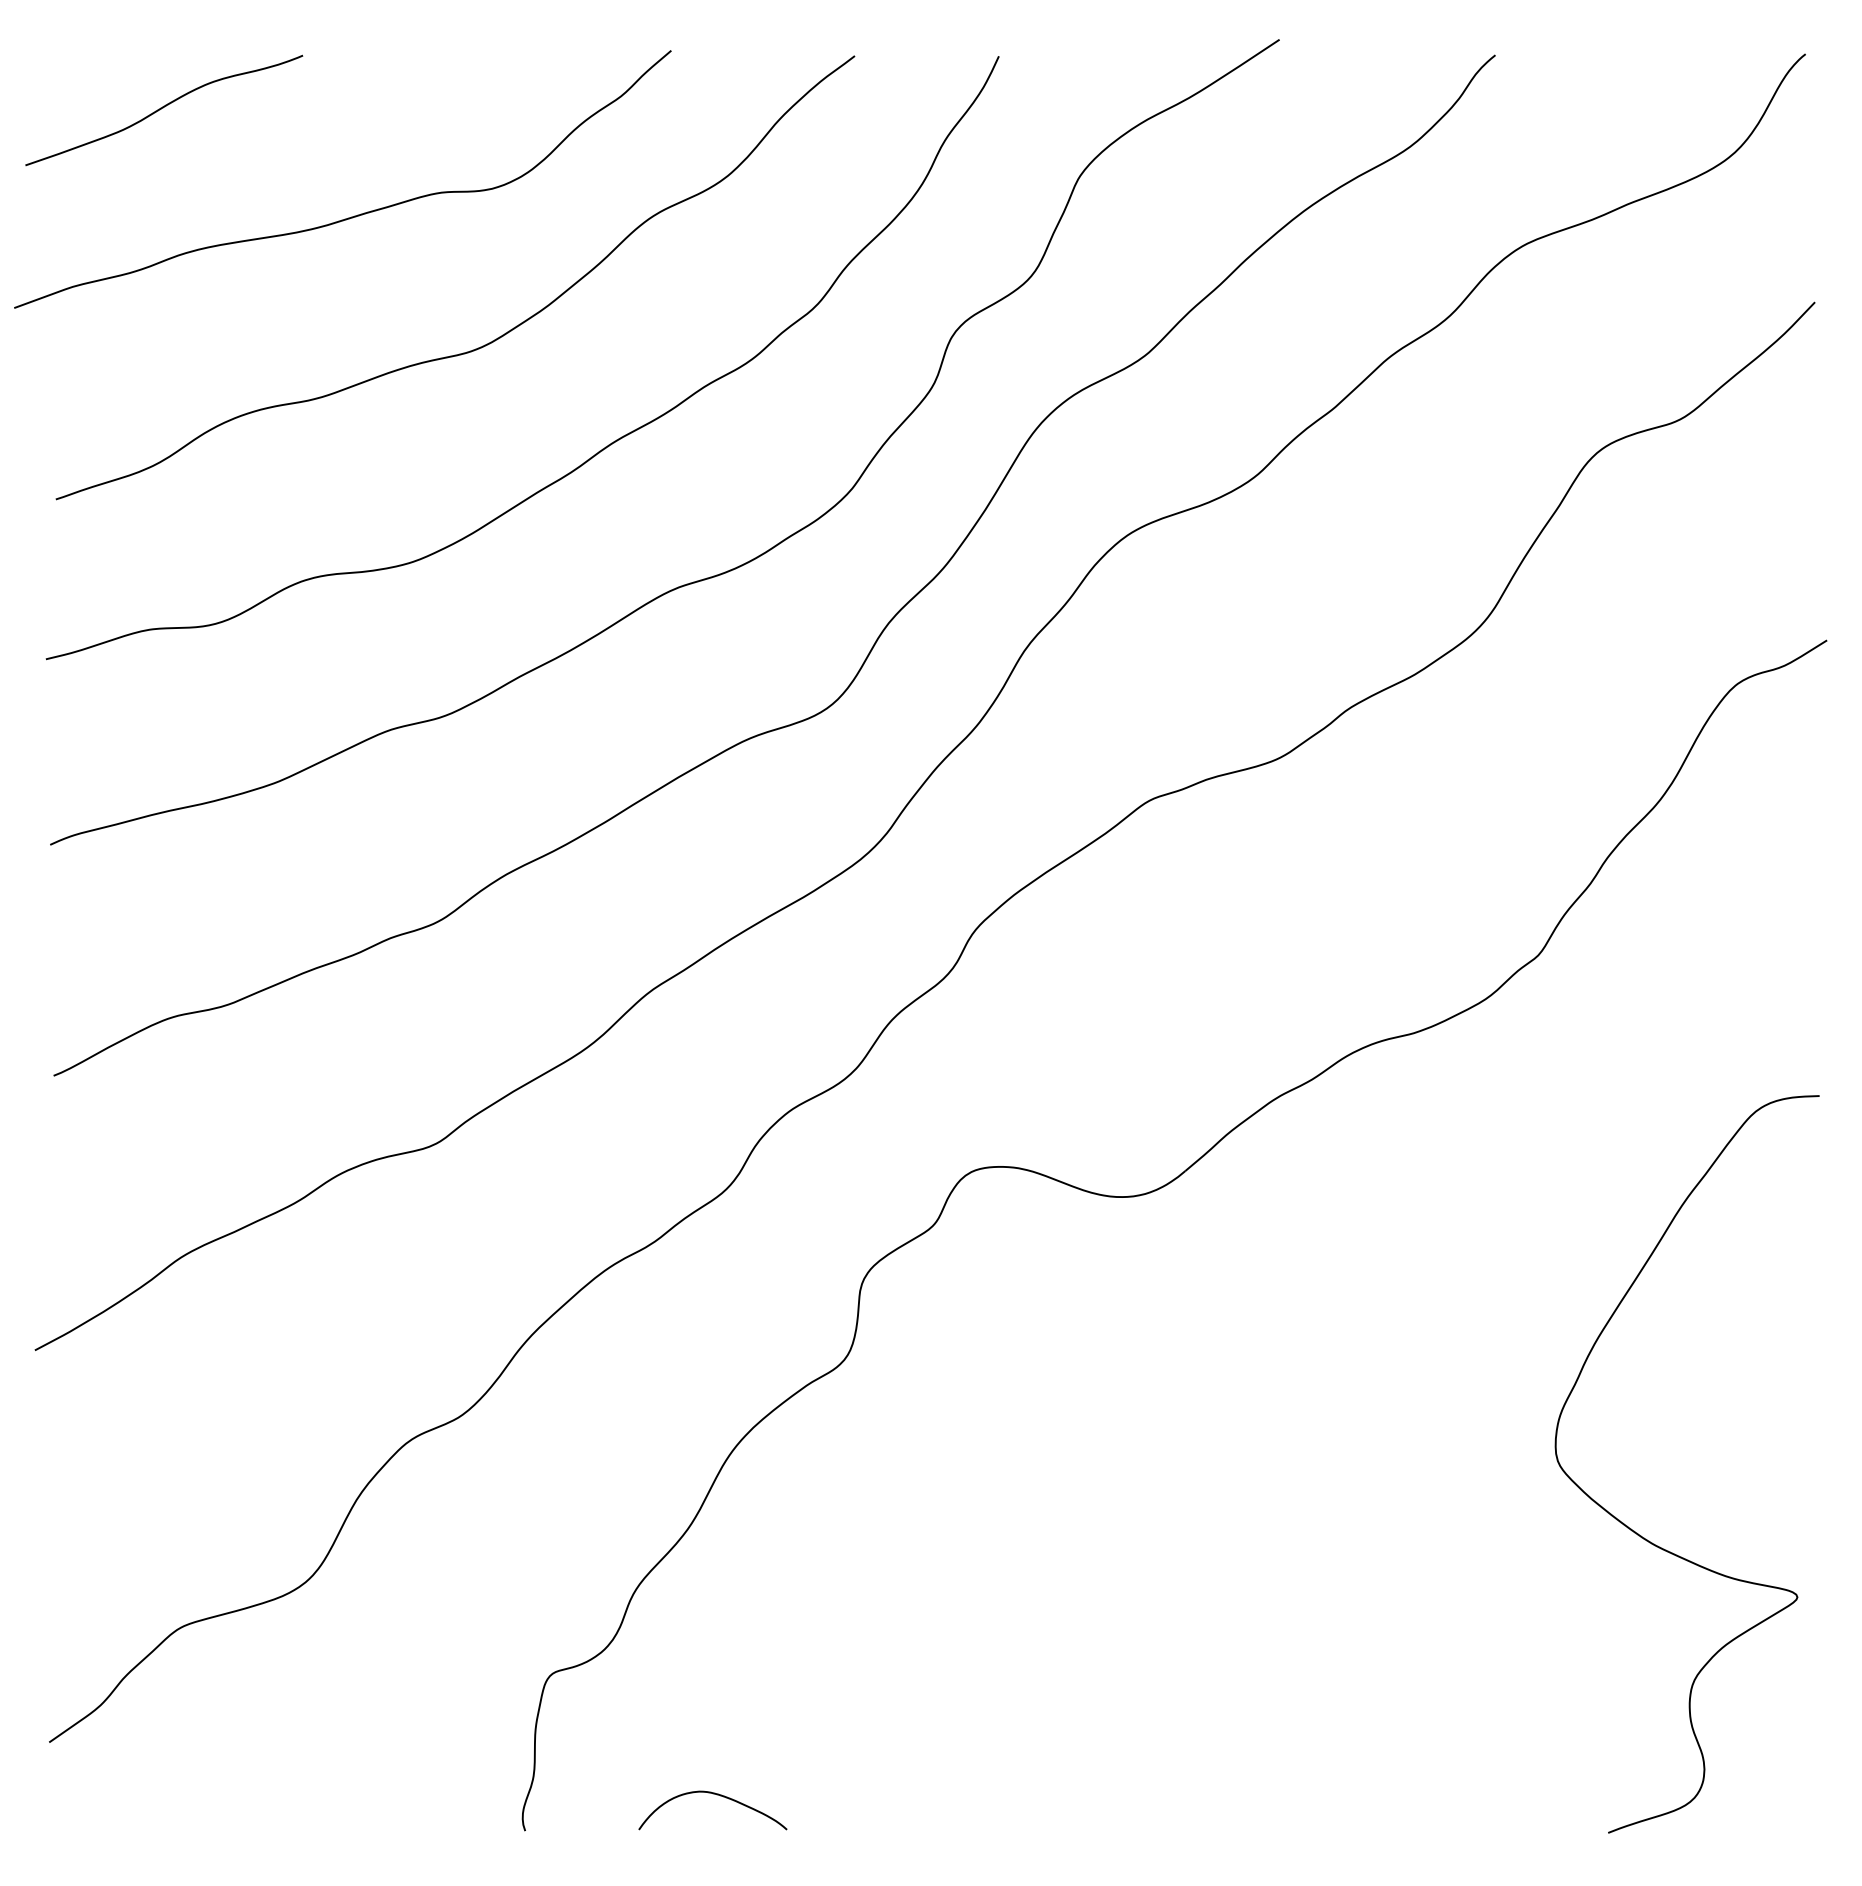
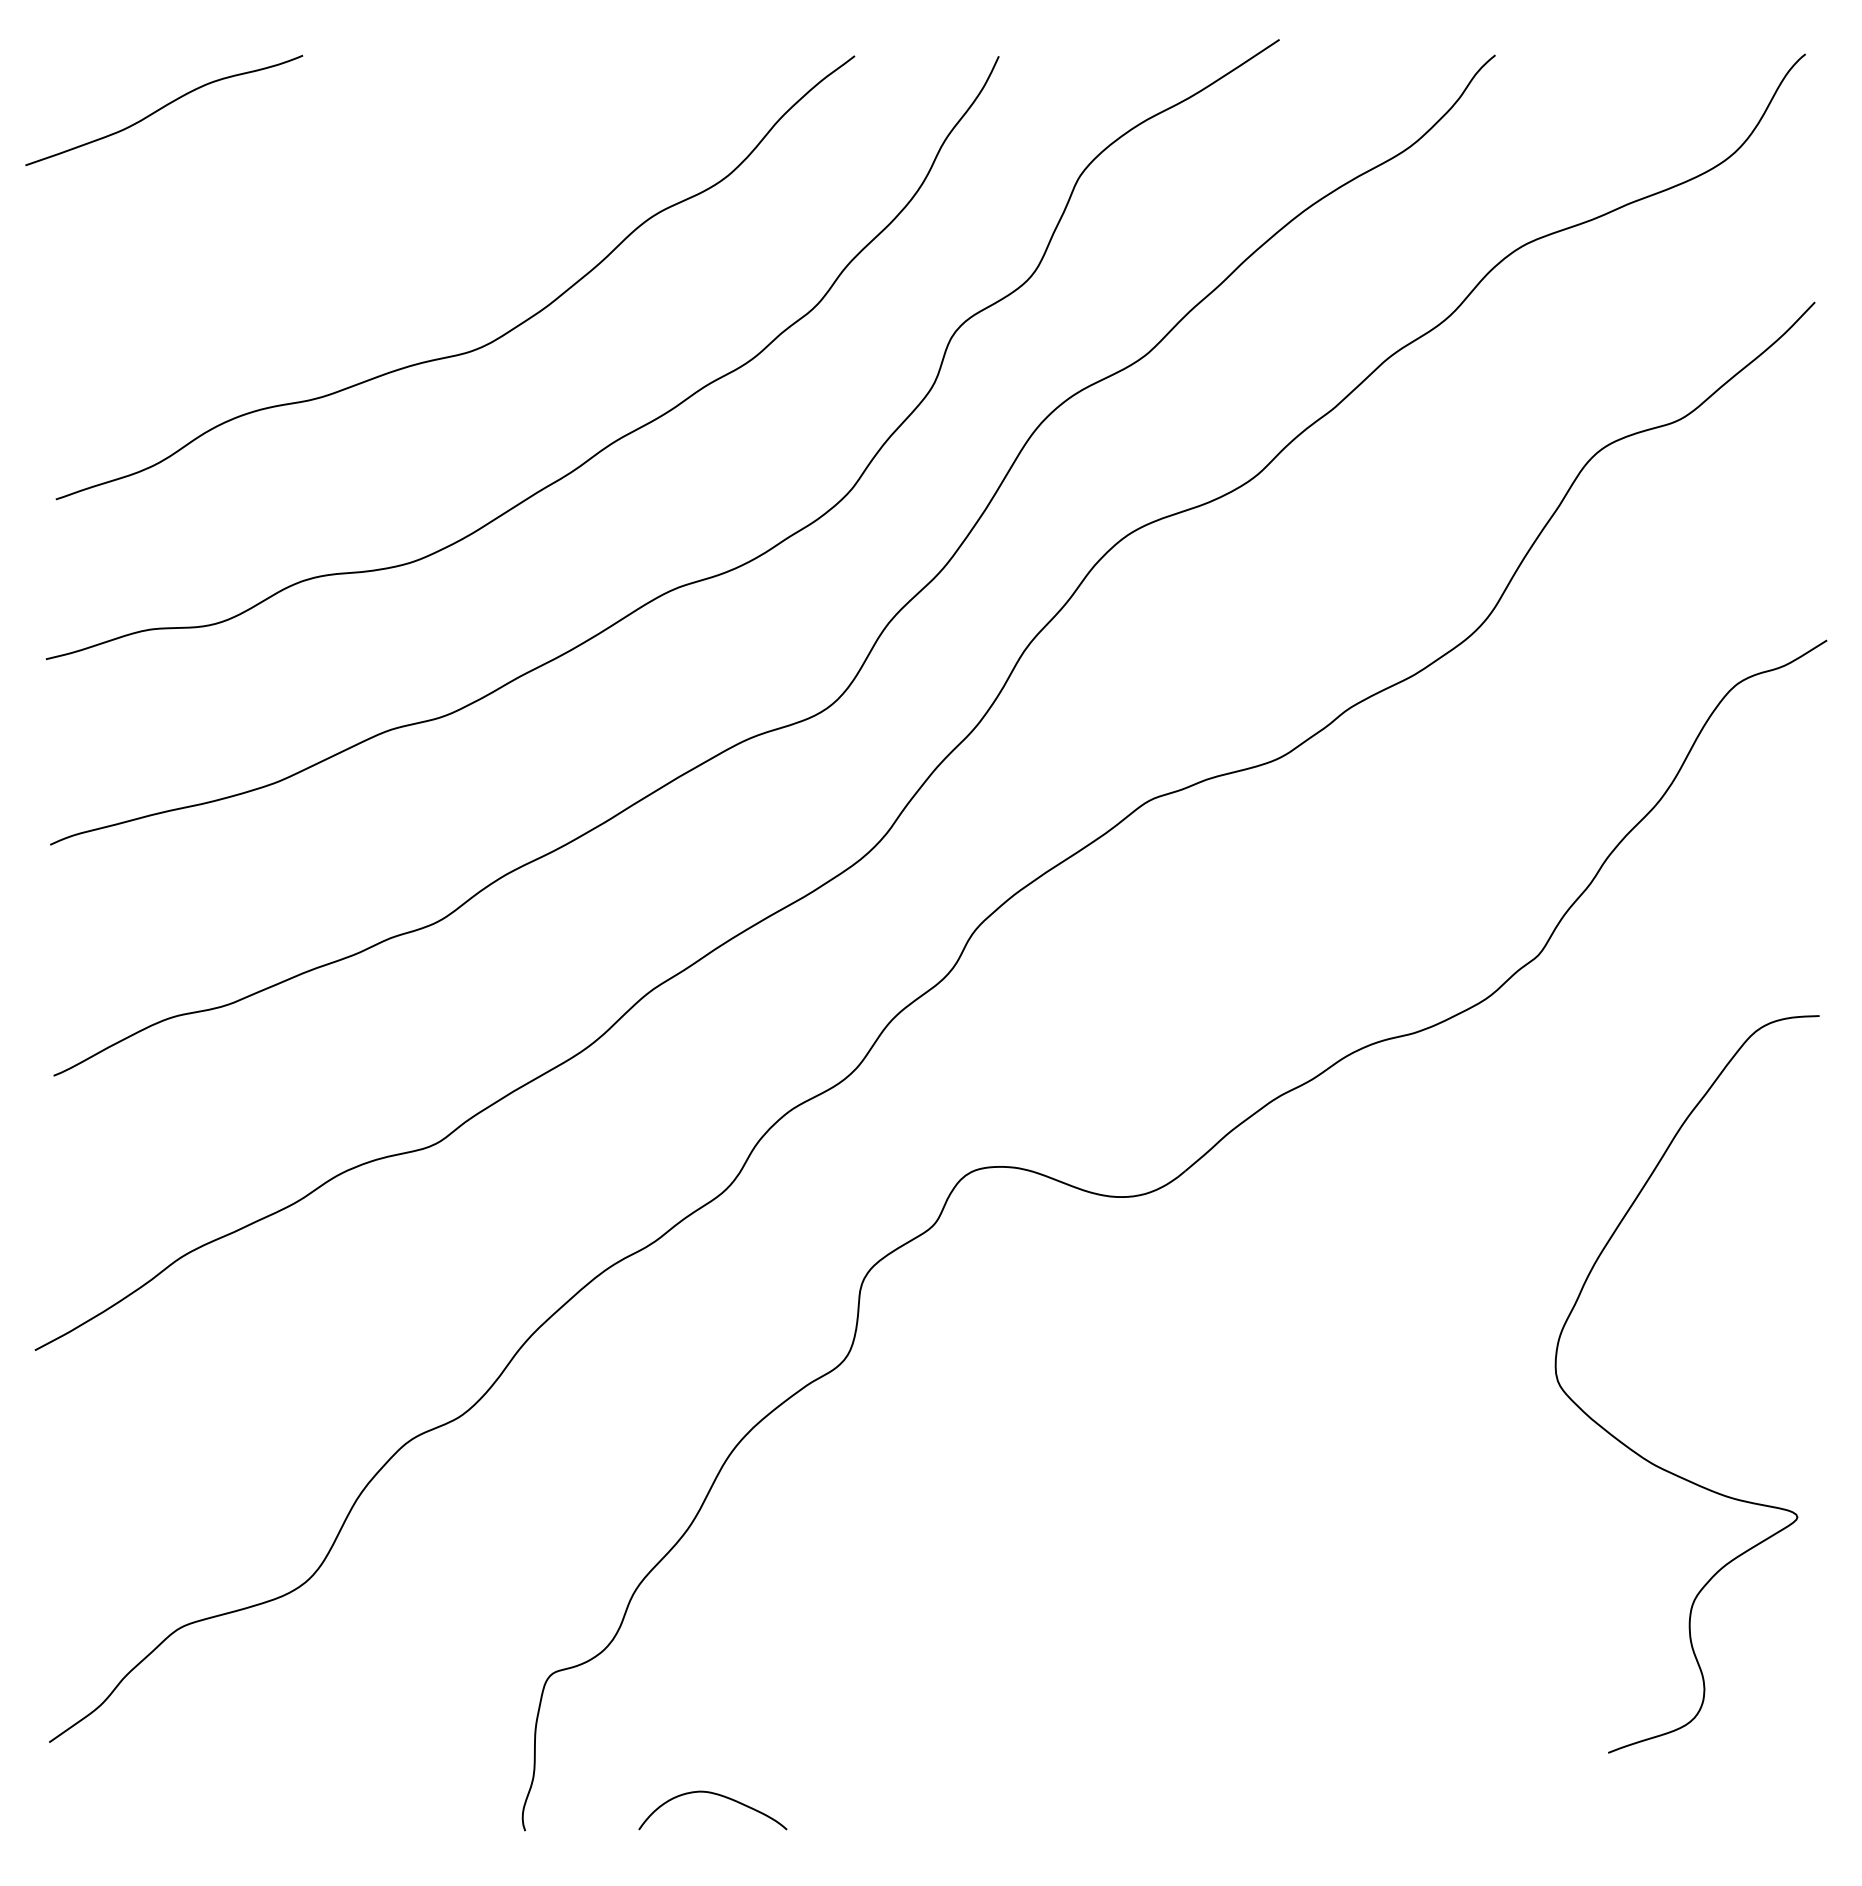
curve: present -> none (354, 215)
curve position: (1634, 1530) -> (1634, 1450) (1634, 1450)
